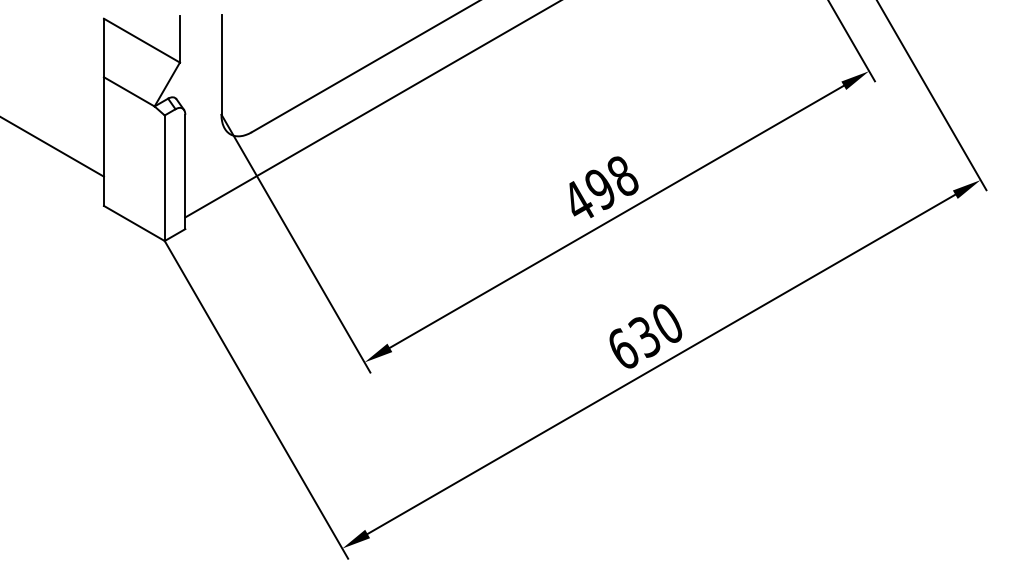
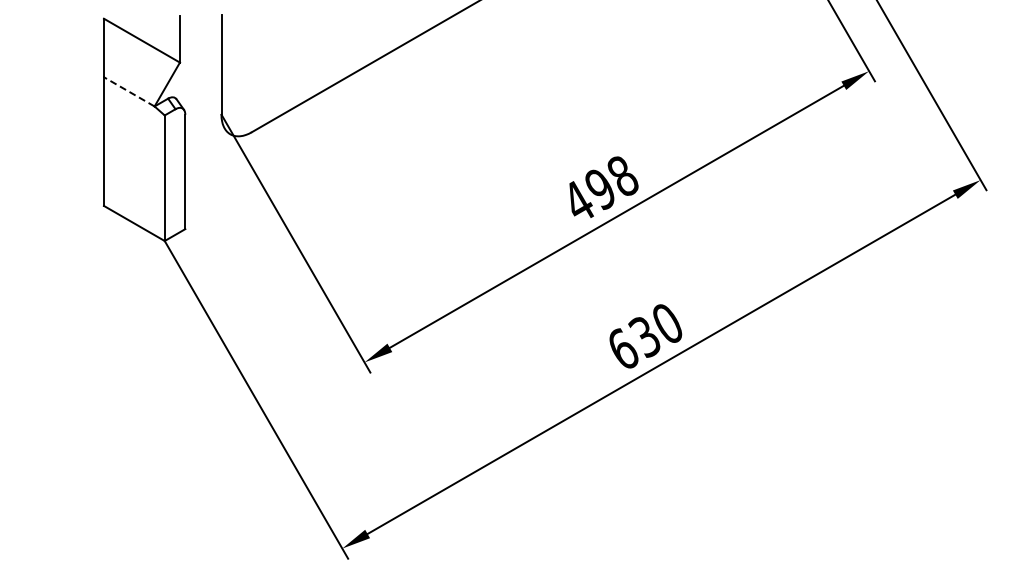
line: solid -> dashed (128, 91)
line: present -> none (371, 109)
line: present -> none (52, 147)
